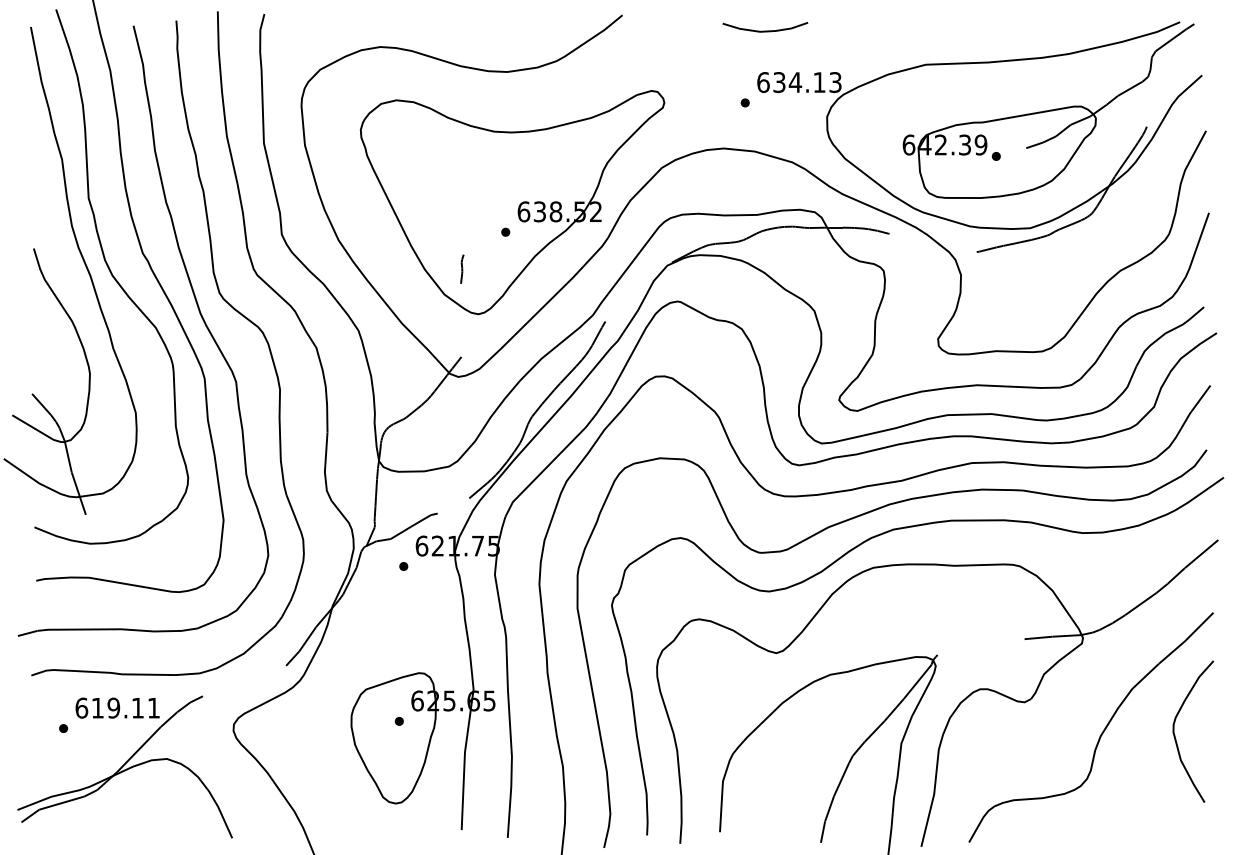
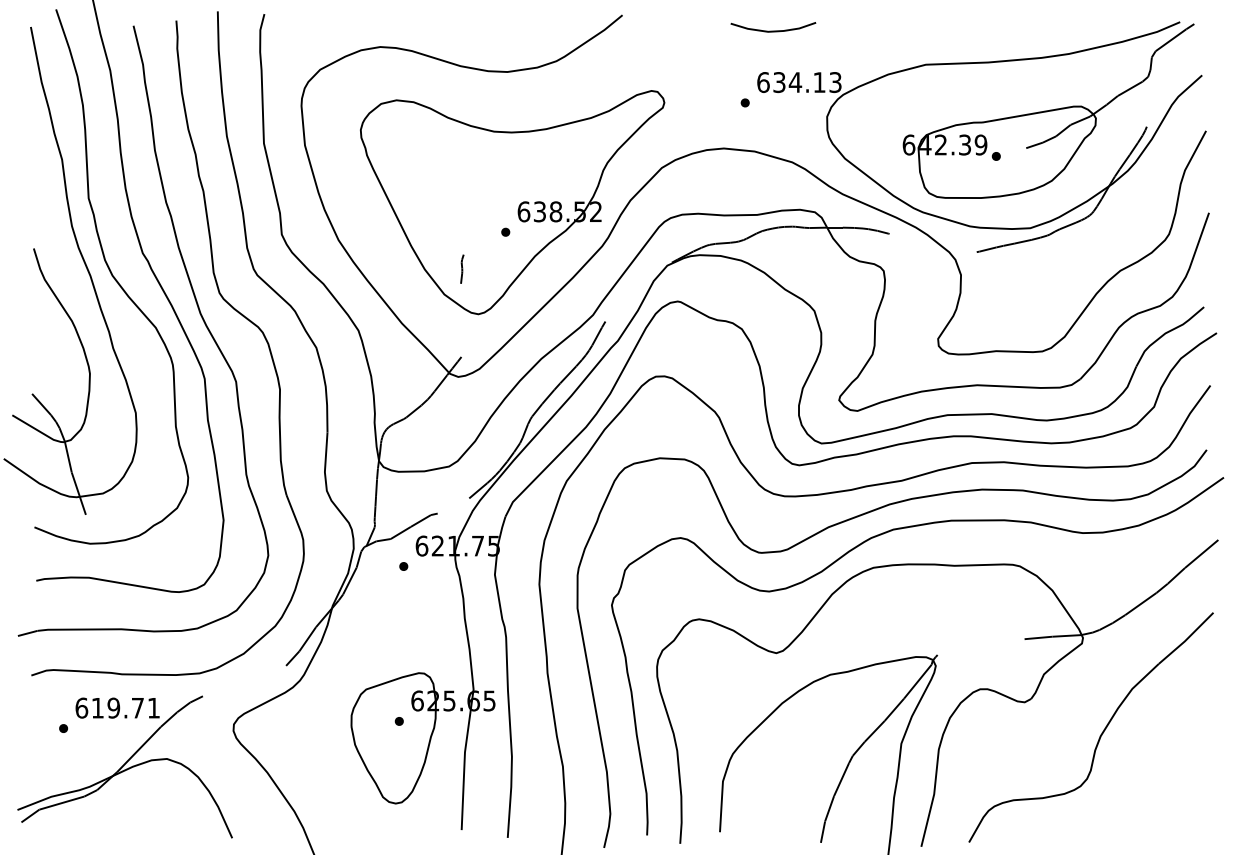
curve position: (765, 30) -> (773, 30) (773, 30)
text: 619.11 -> 619.71 (137, 708)
curve: present -> none (1176, 738)
